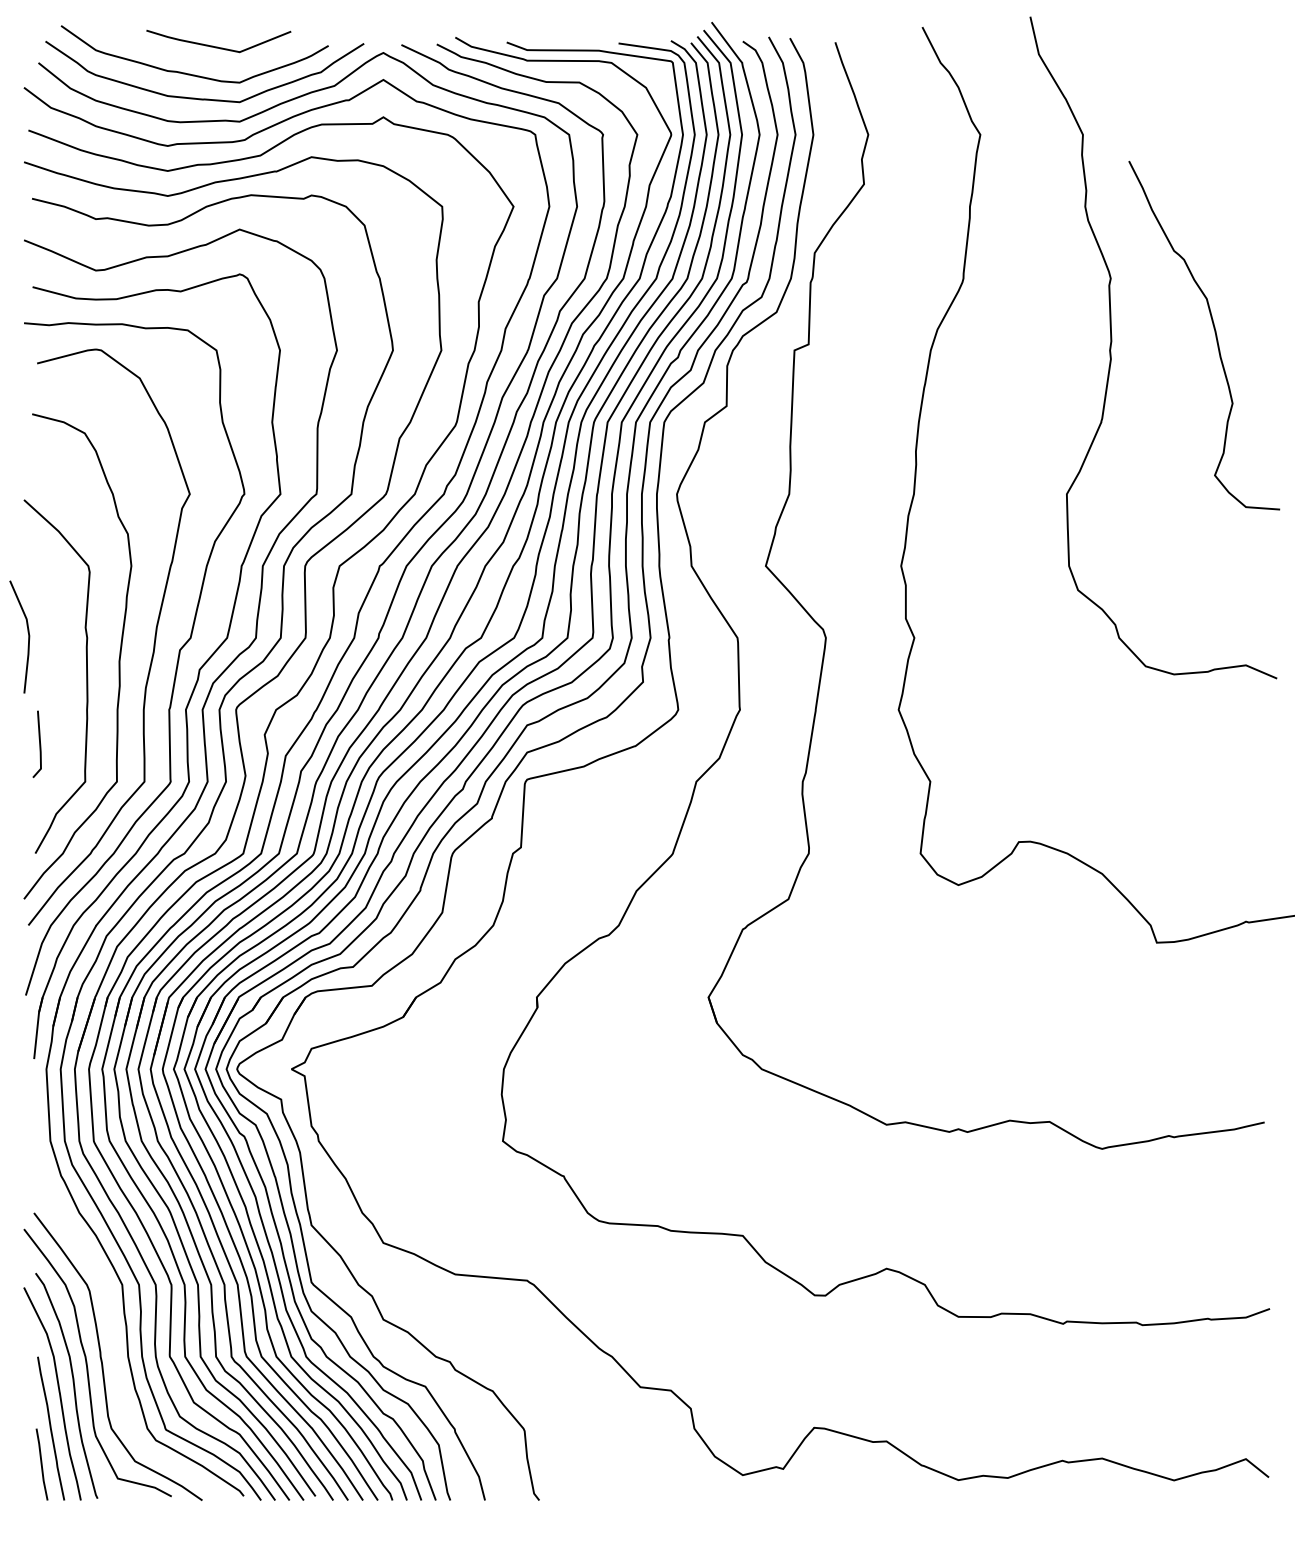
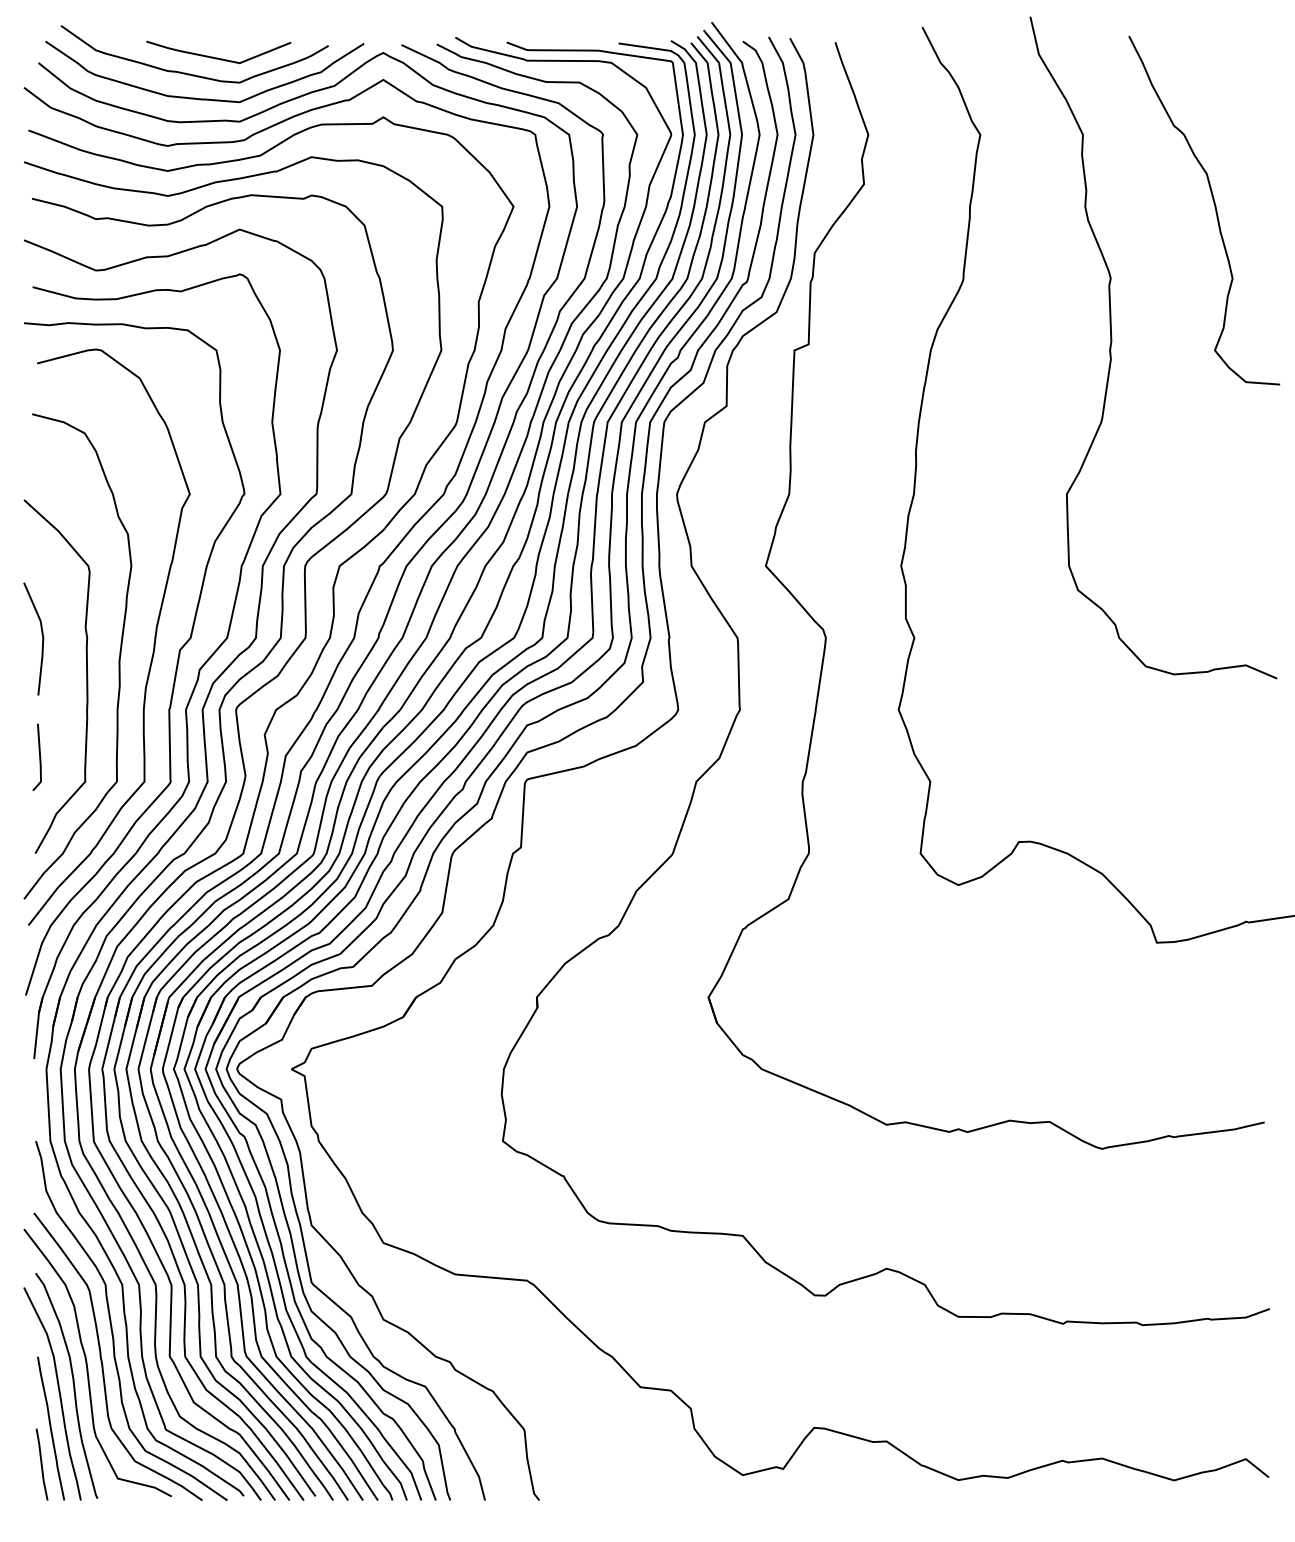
curve position: (217, 46) -> (217, 57) (217, 57)
curve position: (1214, 332) -> (1214, 207) (1214, 207)
line position: (27, 632) -> (41, 634) (41, 634)
line position: (39, 743) -> (39, 756) (39, 756)
curve: none -> present (112, 1326)
